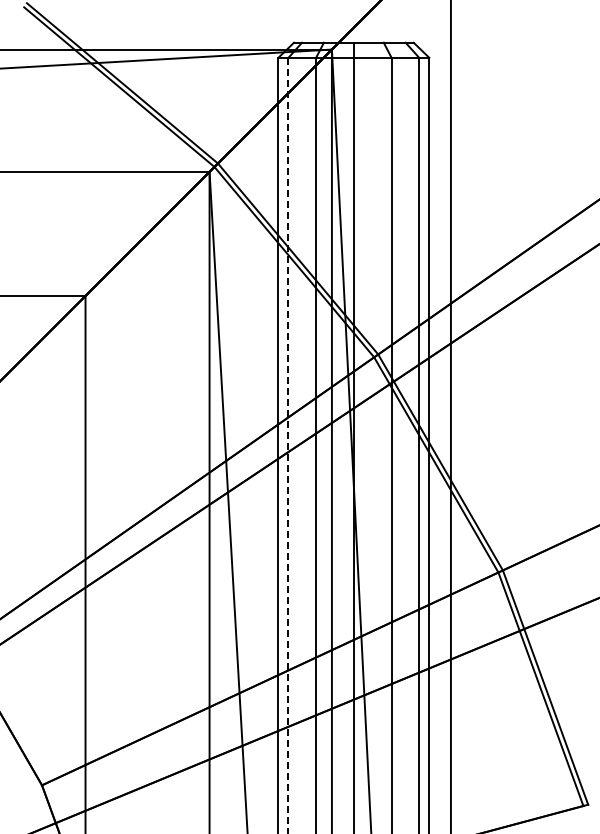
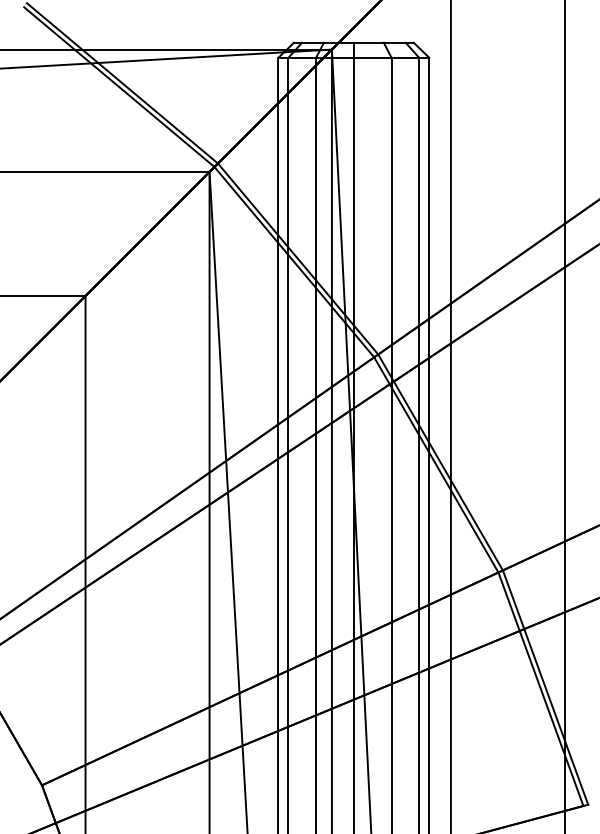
line: none -> present (565, 416)
line: dashed -> solid (288, 445)
